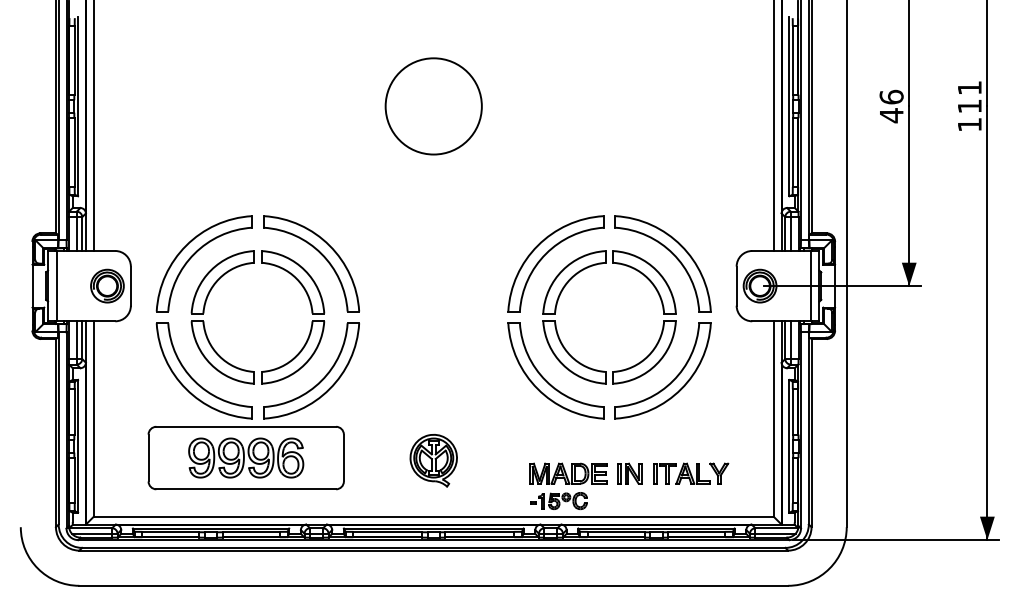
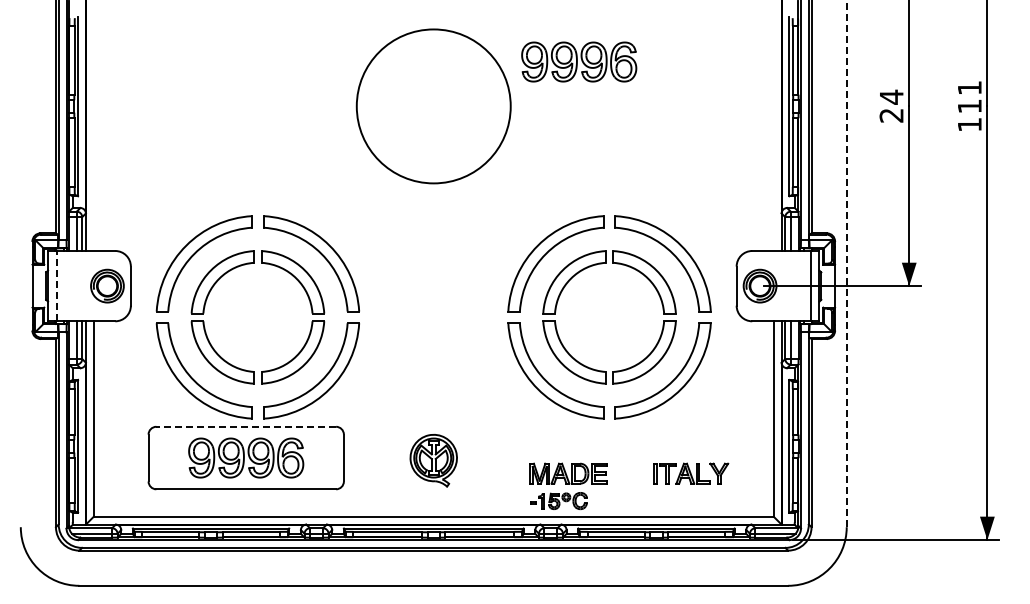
part: none -> present (579, 61)
circle diameter: 96 px -> 154 px (433, 106)
text: 46 -> 24 (891, 106)
line: present -> none (93, 126)
line: present -> none (773, 126)
line: solid -> dashed (846, 263)
line: solid -> dashed (56, 285)
line: solid -> dashed (246, 426)
part: present -> none (629, 473)
